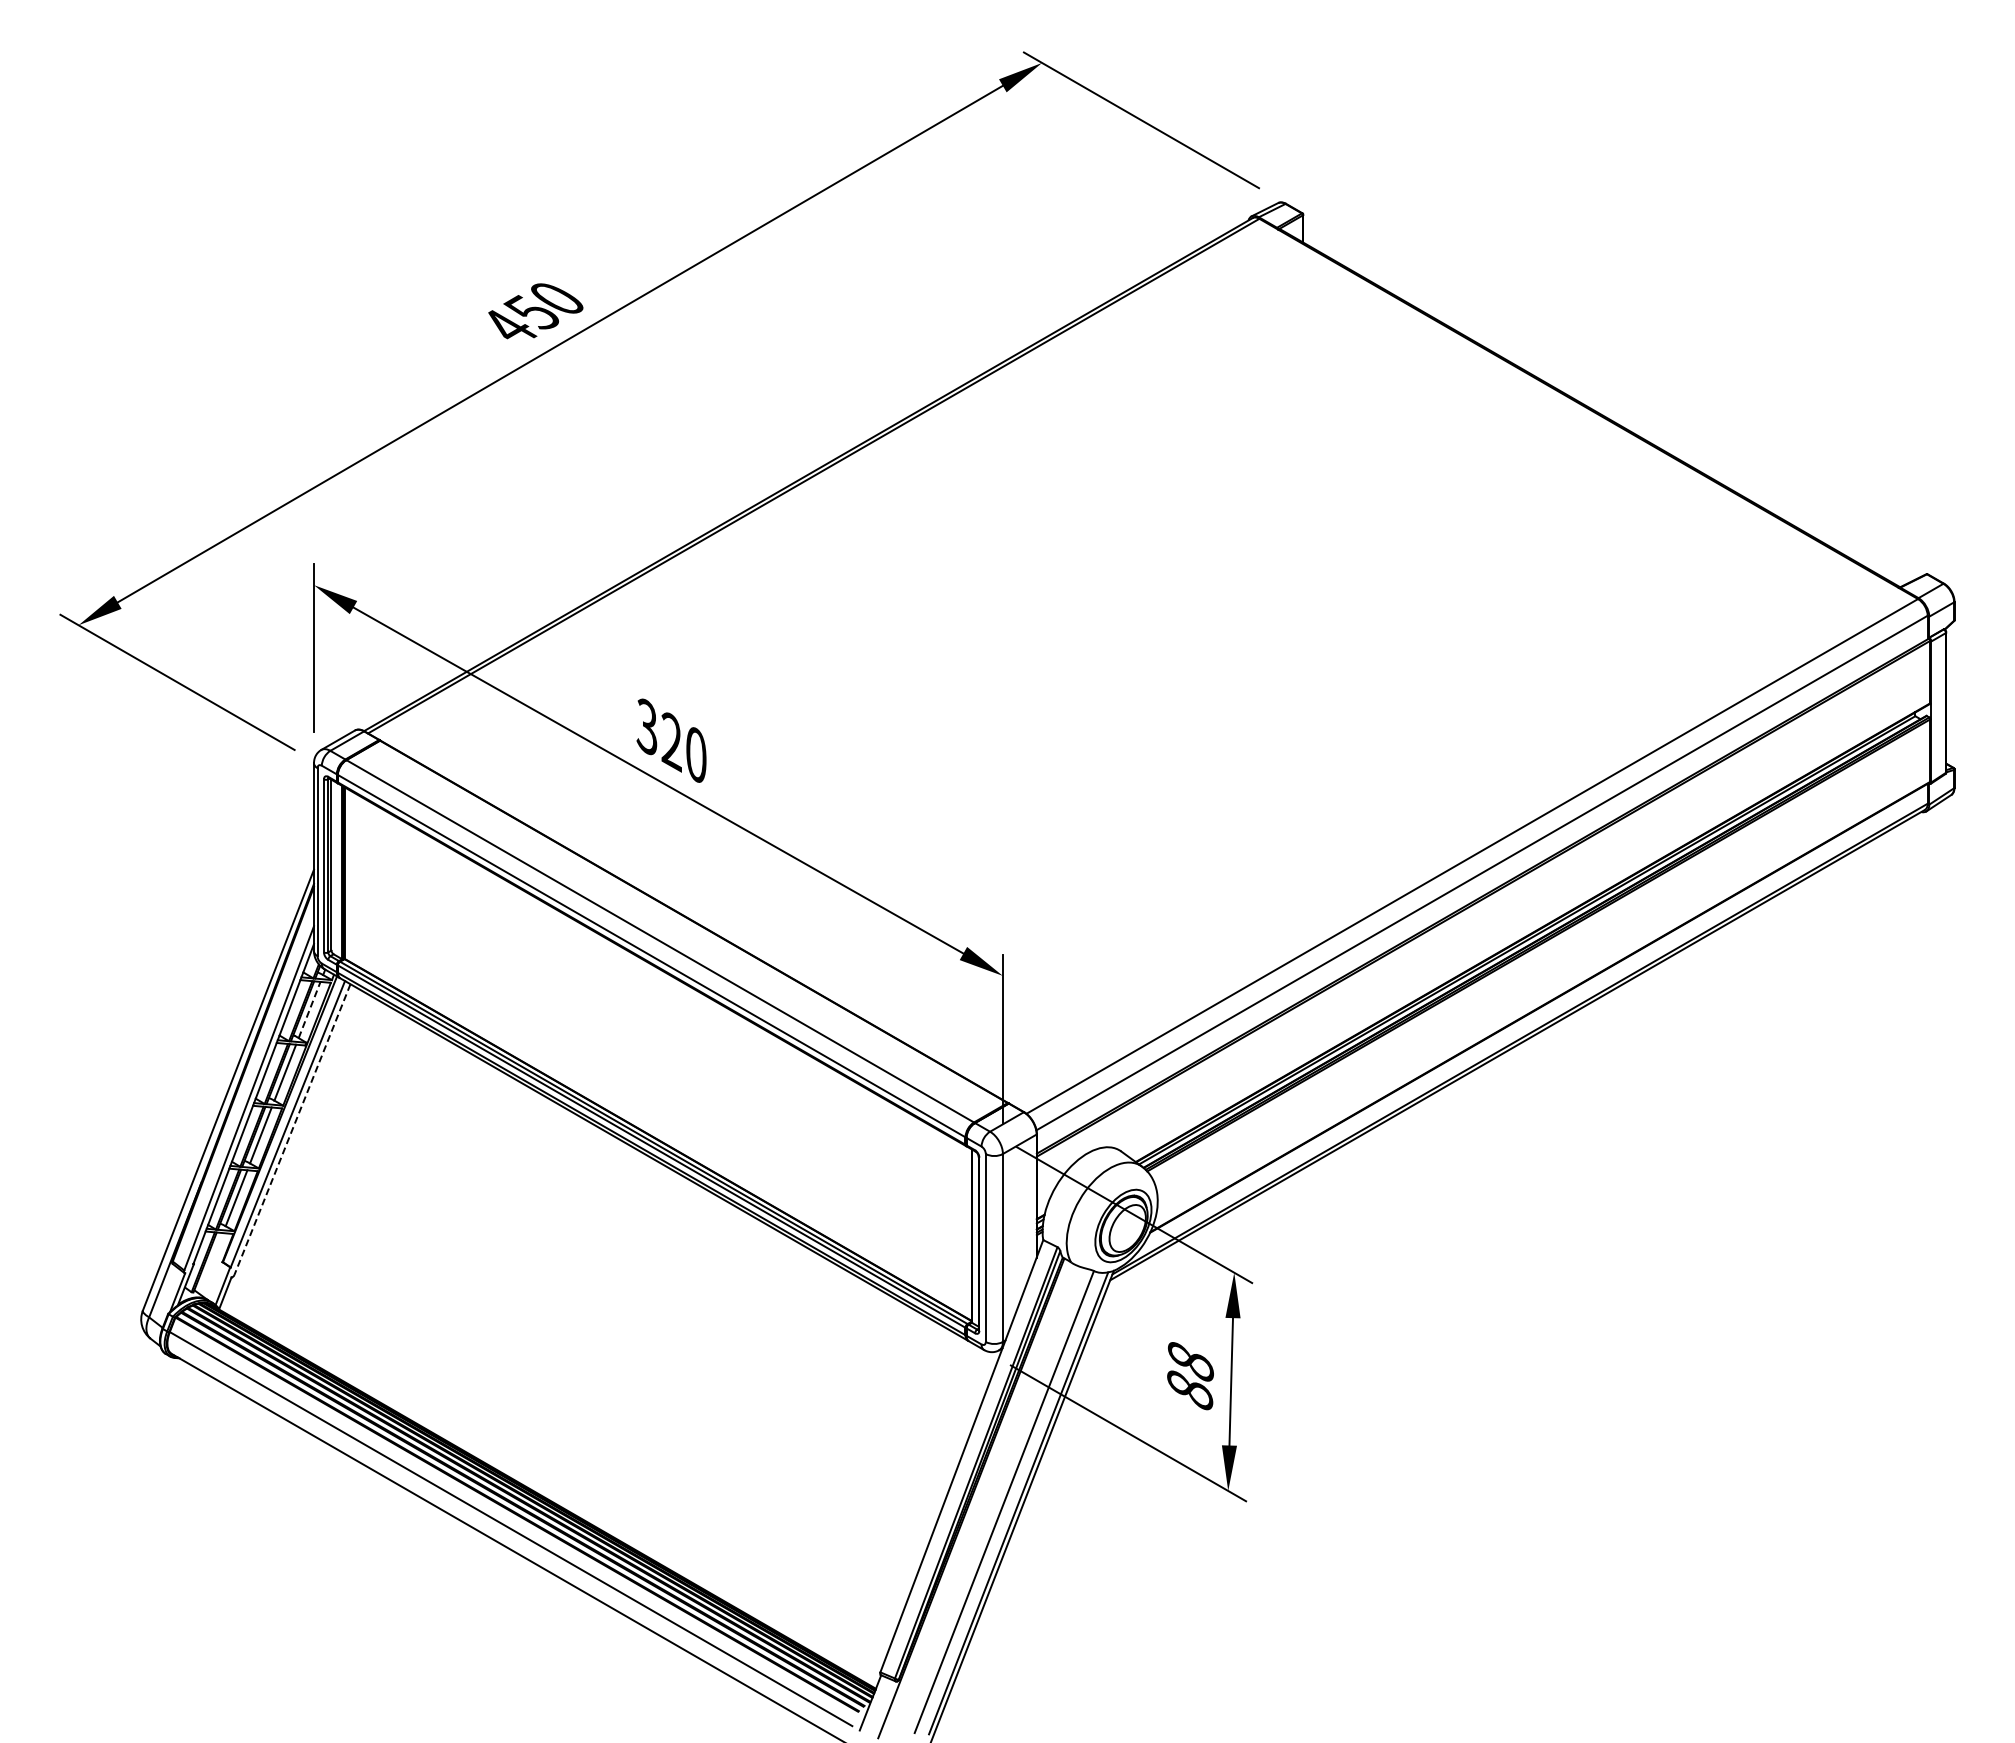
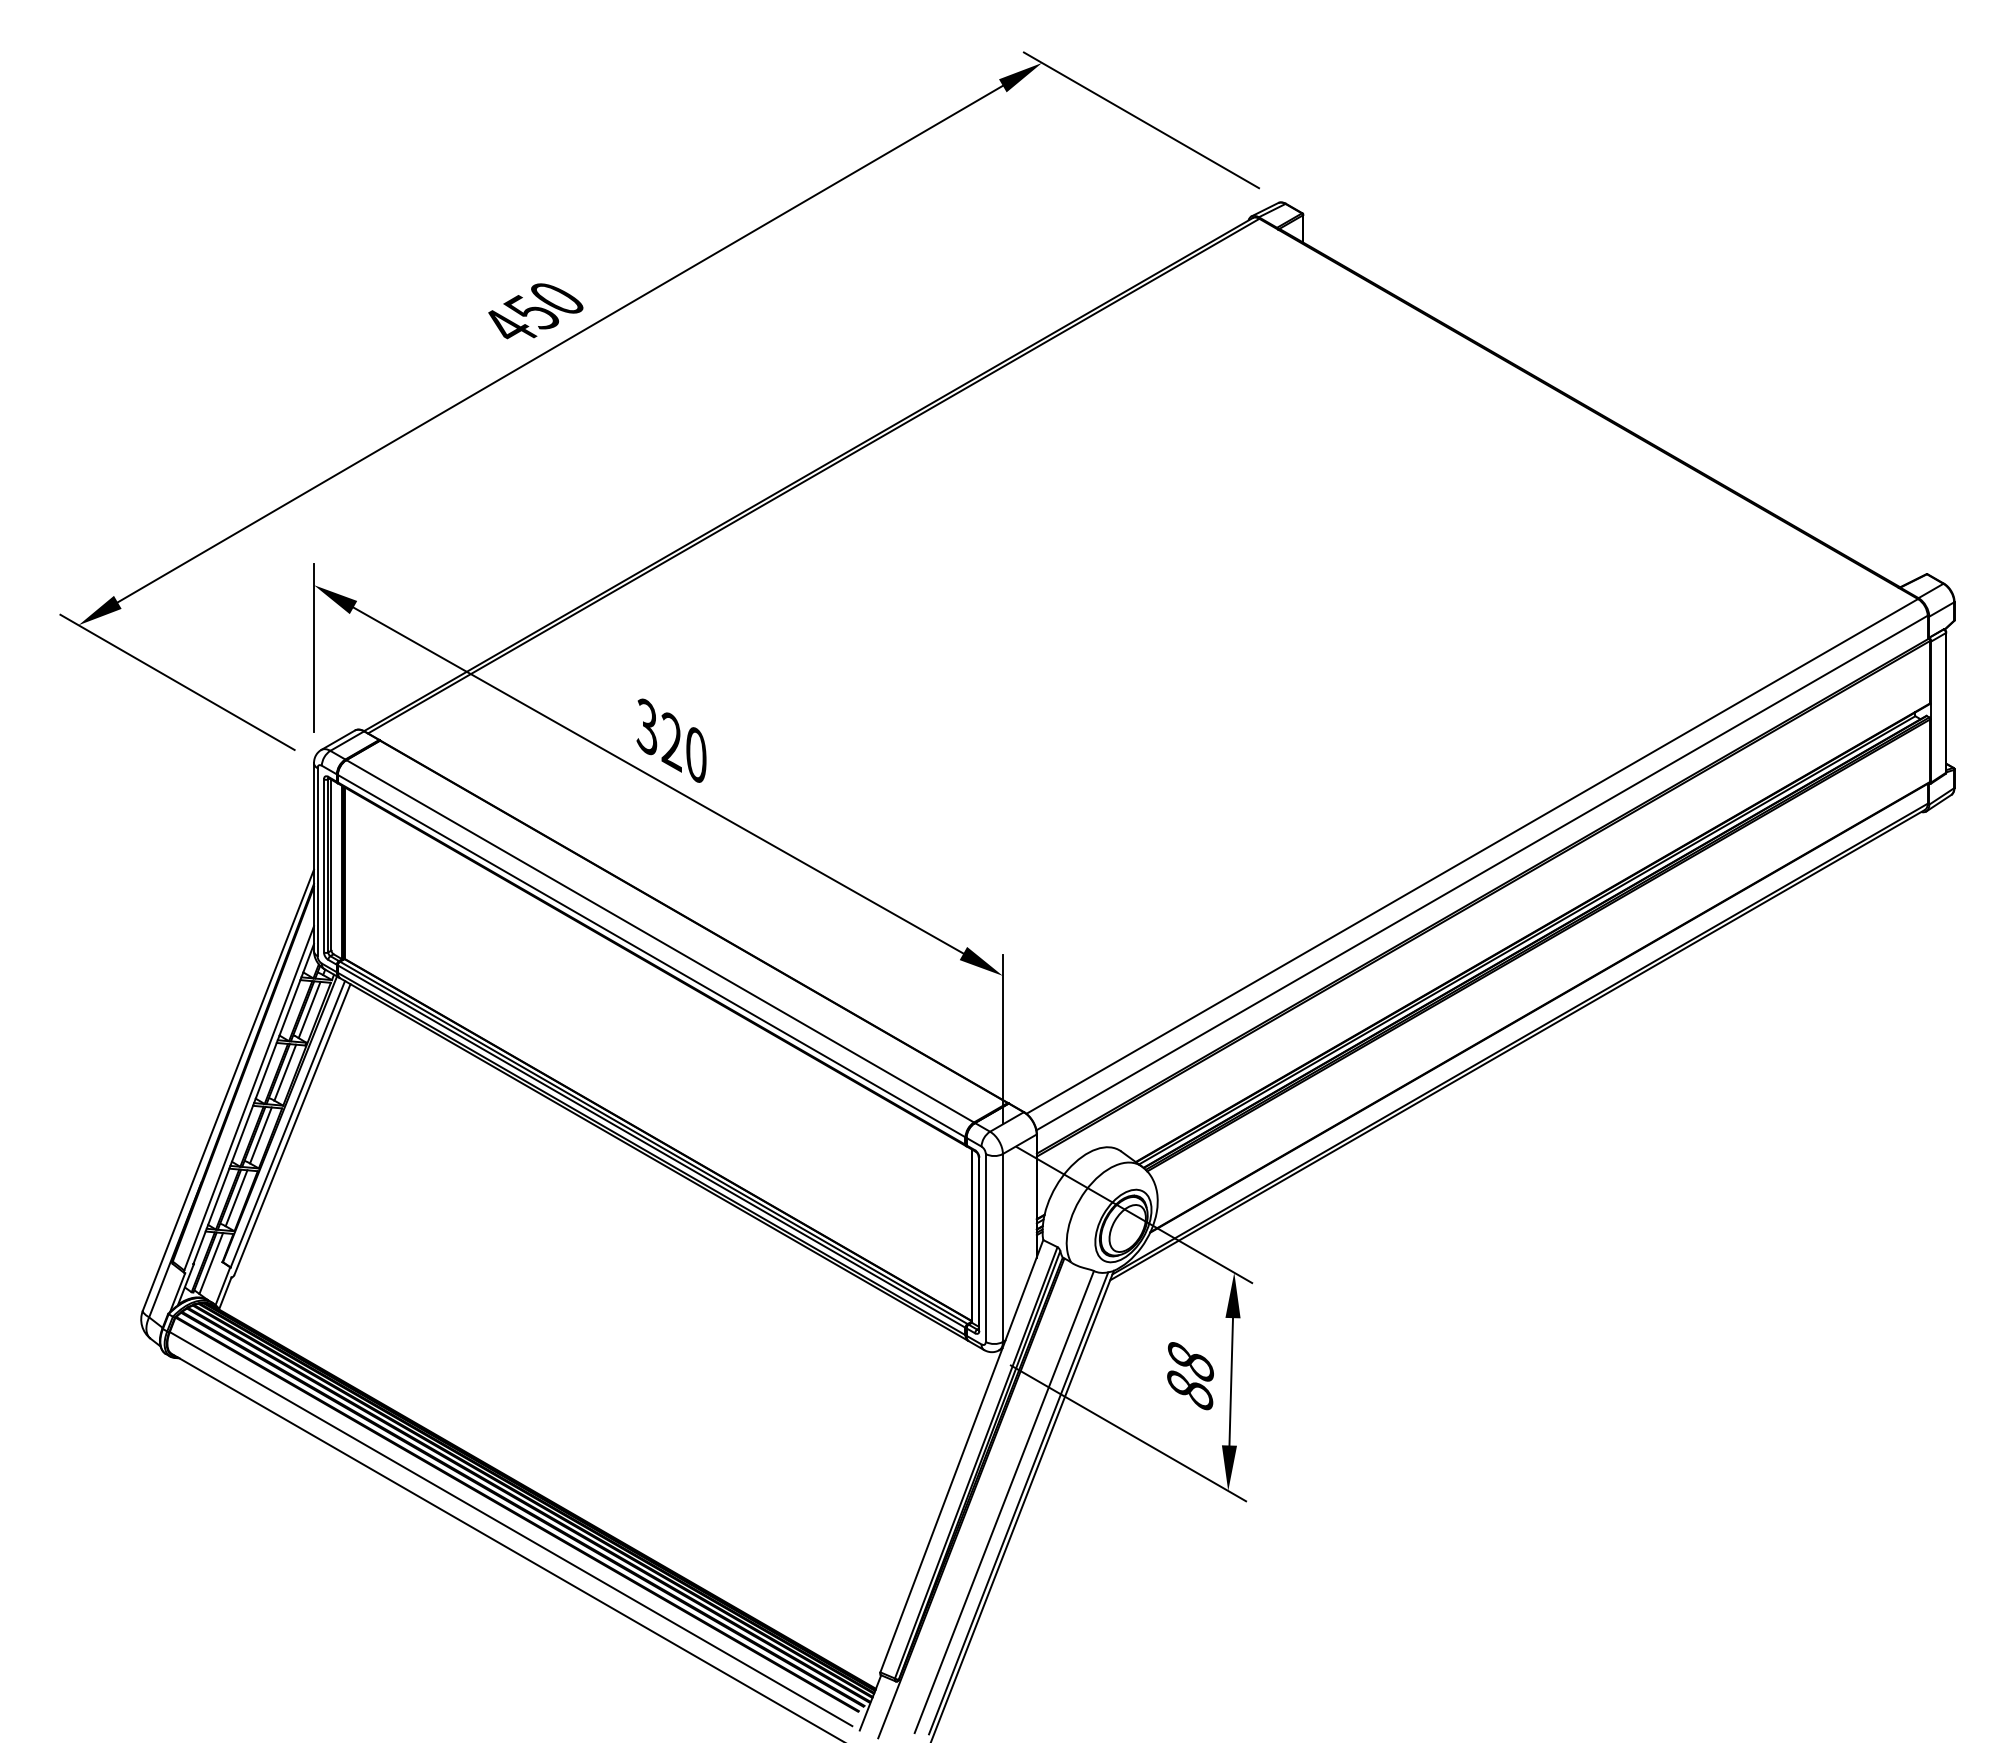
line: dashed -> solid (309, 1009)
line: dashed -> solid (292, 1129)
line: none -> present (211, 1263)
